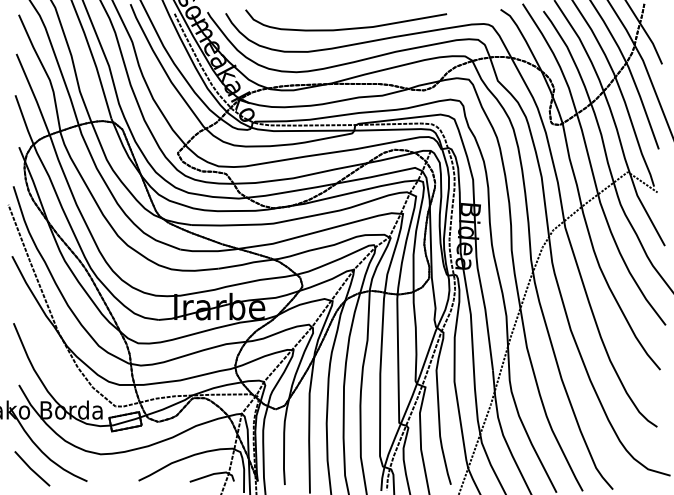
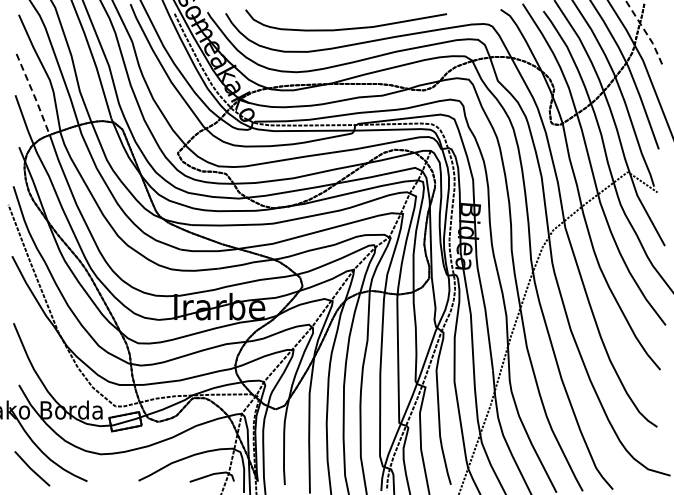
line: solid -> dashed (645, 31)
line: solid -> dashed (33, 94)
